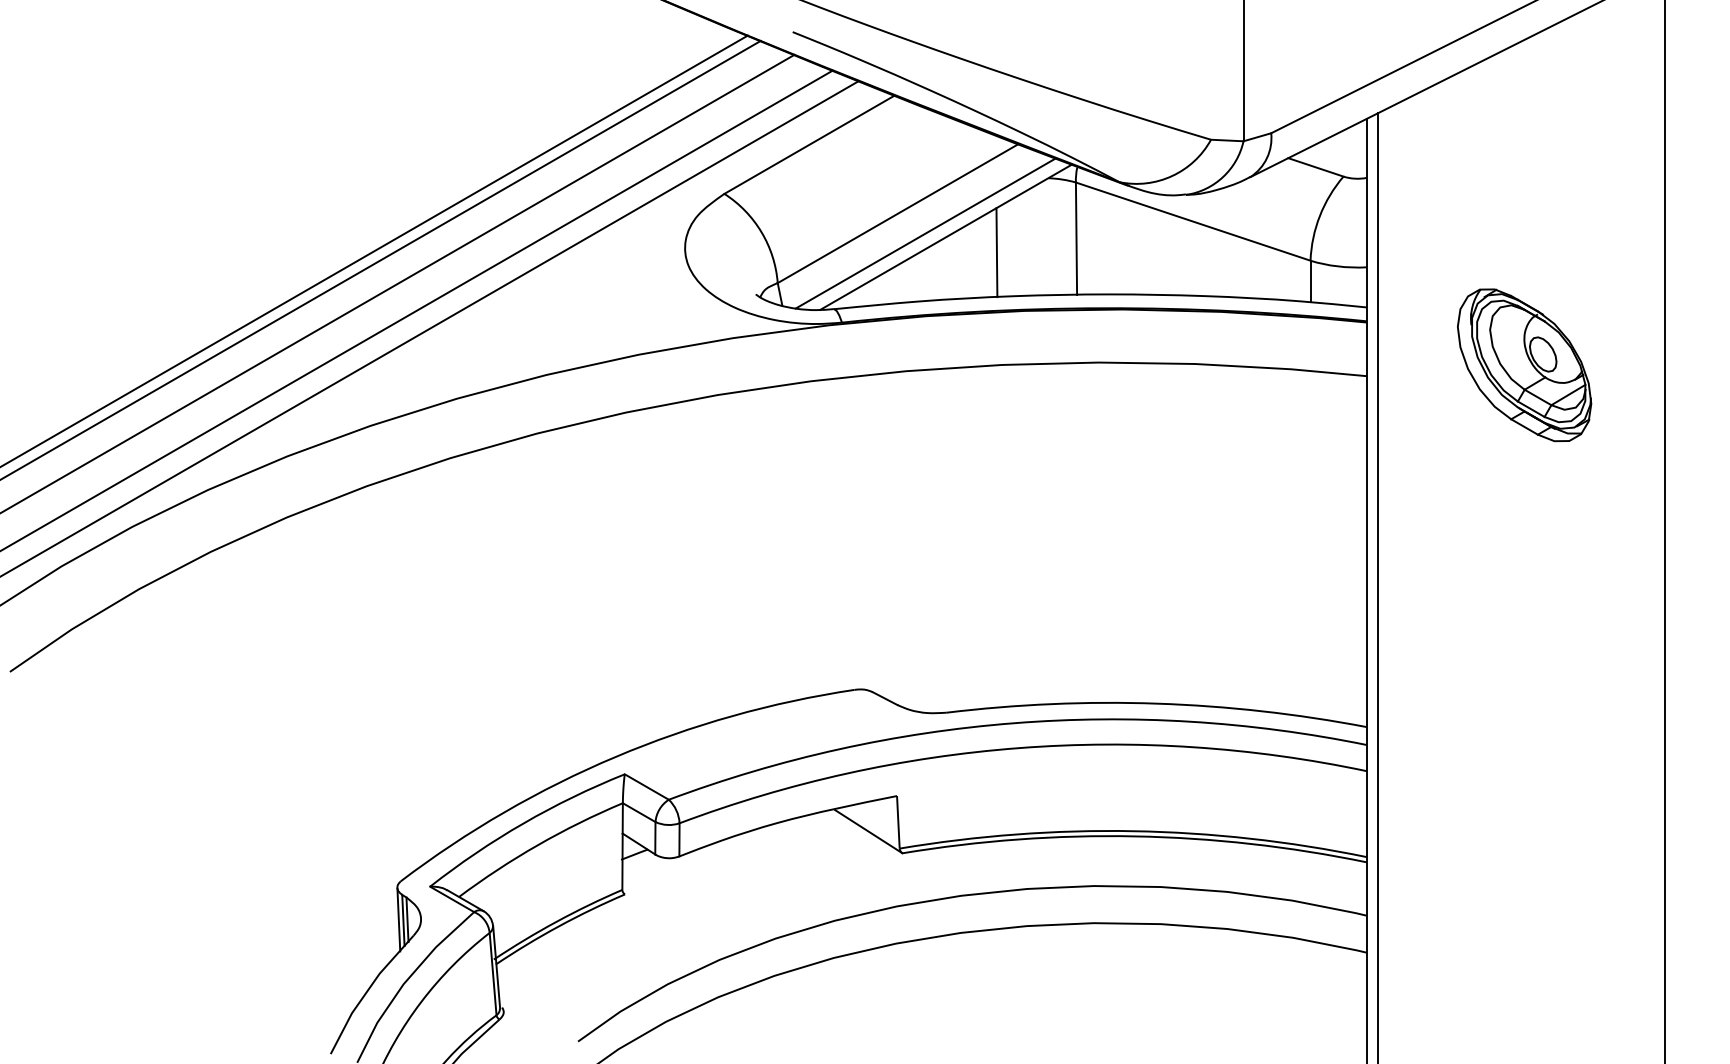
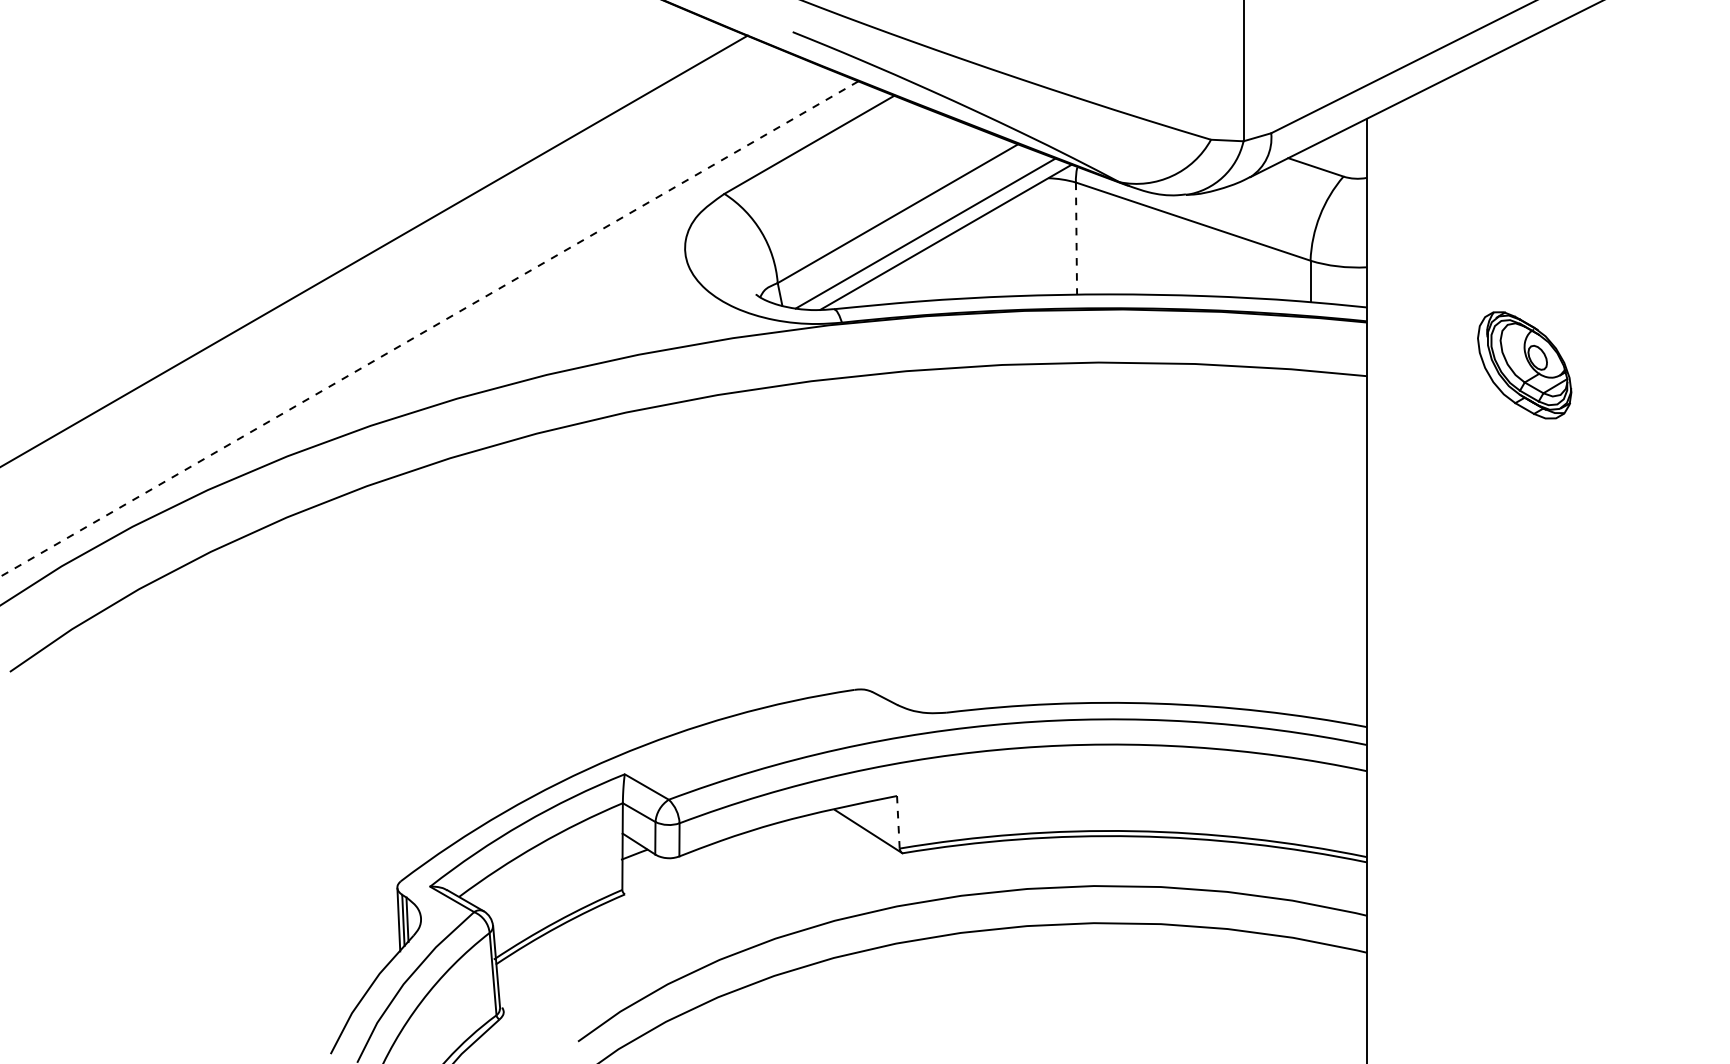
line: solid -> dashed (1076, 239)
line: present -> none (996, 252)
line: present -> none (381, 259)
line: present -> none (398, 283)
line: present -> none (417, 310)
line: solid -> dashed (429, 329)
part size: 136x155 px -> 96x109 px (1524, 365)
line: present -> none (1664, 531)
line: present -> none (1377, 586)
line: solid -> dashed (898, 822)
